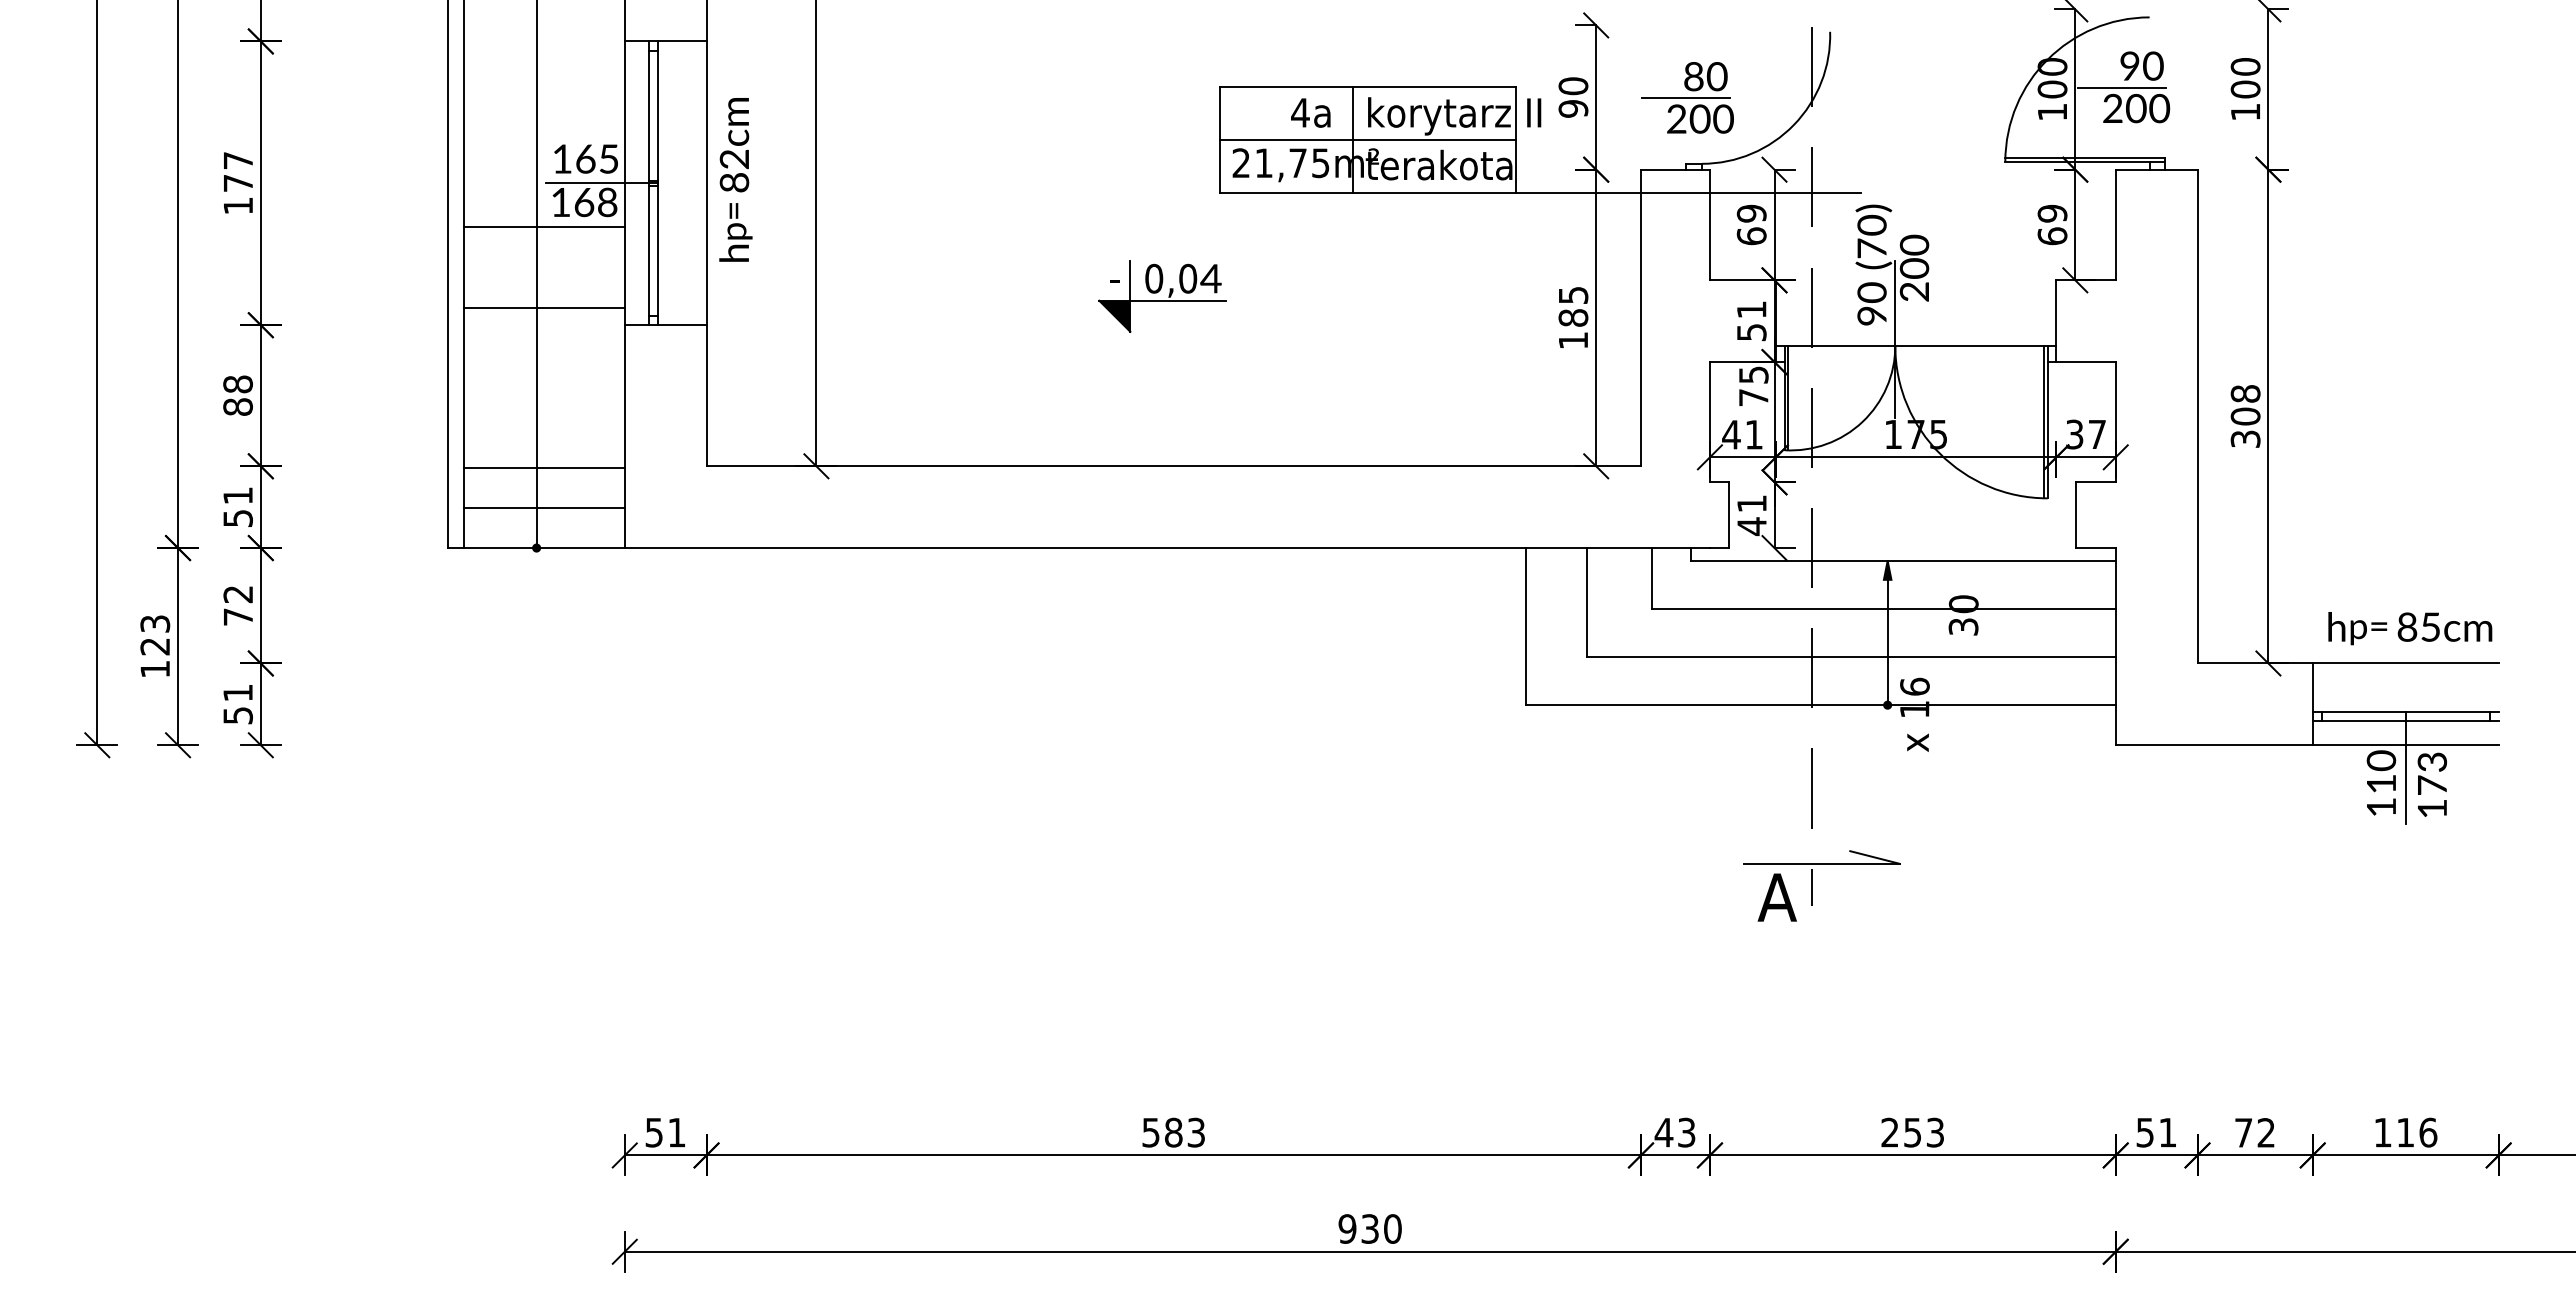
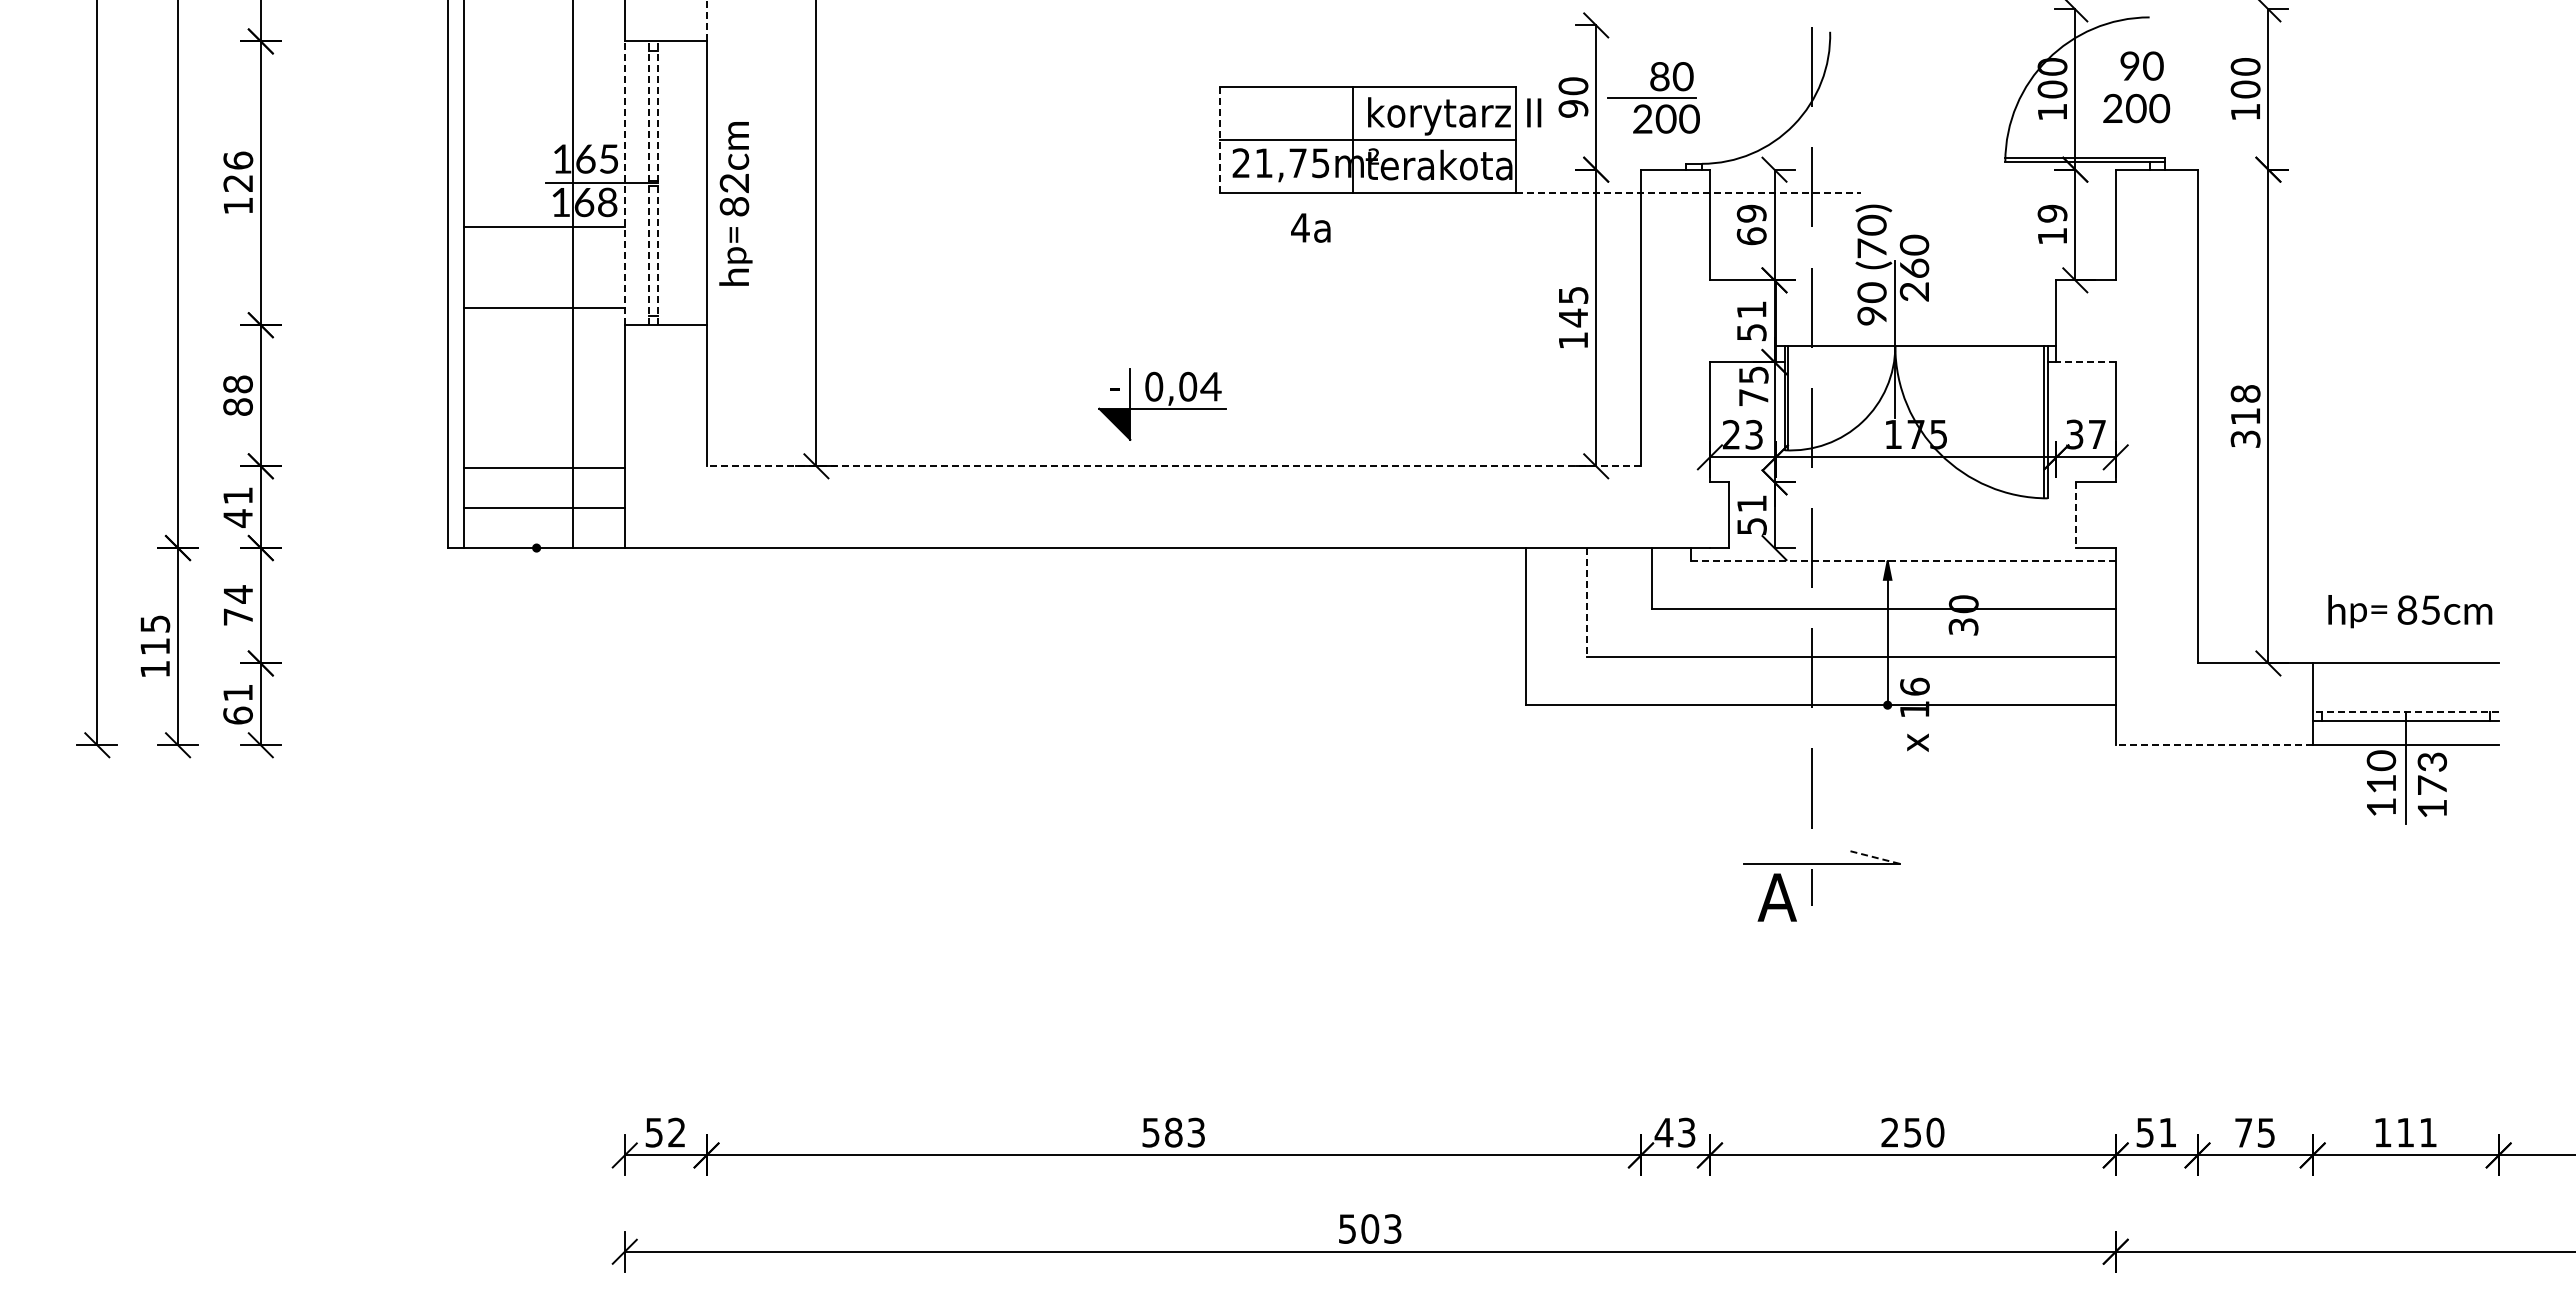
line: solid -> dashed (706, 20)
line: present -> none (2122, 87)
part position: (1687, 97) -> (1653, 97) (1653, 97)
text position: (1310, 112) -> (1310, 227) (1310, 227)
line: solid -> dashed (1219, 139)
text: 177 -> 126 (238, 171)
text position: (735, 179) -> (735, 203) (735, 203)
line: solid -> dashed (624, 183)
line: solid -> dashed (648, 183)
line: solid -> dashed (658, 183)
line: solid -> dashed (1688, 192)
text: 69 -> 19 (2052, 236)
text: 200 -> 260 (1913, 268)
line position: (536, 275) -> (572, 275) (572, 275)
part position: (1162, 296) -> (1162, 404) (1162, 404)
text: 185 -> 145 (1573, 317)
line: solid -> dashed (2086, 362)
text: 308 -> 318 (2245, 416)
text: 41 -> 23 (1742, 434)
line: solid -> dashed (1173, 466)
line: solid -> dashed (2075, 515)
text: 51 -> 41 (237, 518)
text: 41 -> 51 (1751, 526)
line: solid -> dashed (1903, 560)
text: 72 -> 74 (237, 594)
line: solid -> dashed (1586, 602)
text position: (2410, 628) -> (2410, 611) (2410, 611)
text: 123 -> 115 (154, 635)
line: solid -> dashed (2405, 711)
text: 51 -> 61 (237, 715)
line: solid -> dashed (2213, 745)
line: solid -> dashed (1875, 857)
text: 51 -> 52 (676, 1132)
text: 253 -> 250 (1935, 1132)
text: 72 -> 75 (2265, 1132)
text: 116 -> 111 (2428, 1132)
text: 930 -> 503 (1369, 1228)
